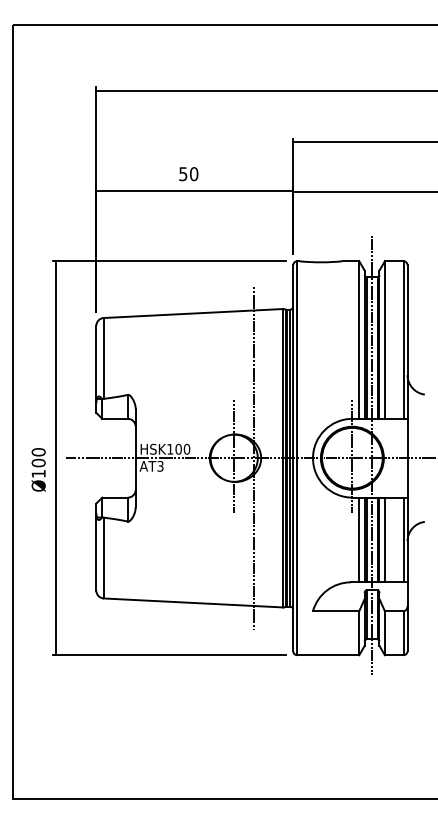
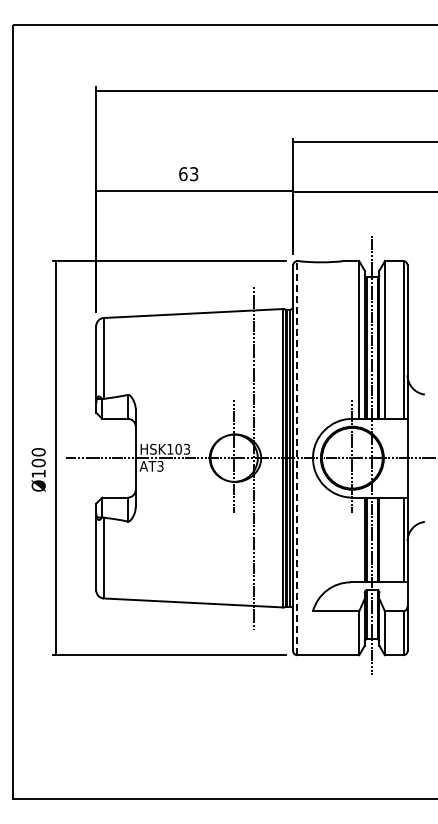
text: 50 -> 63 (188, 174)
text: HSK100 -> HSK103 (186, 449)
line: solid -> dashed (297, 458)
line: present -> none (359, 539)
line: present -> none (384, 539)
